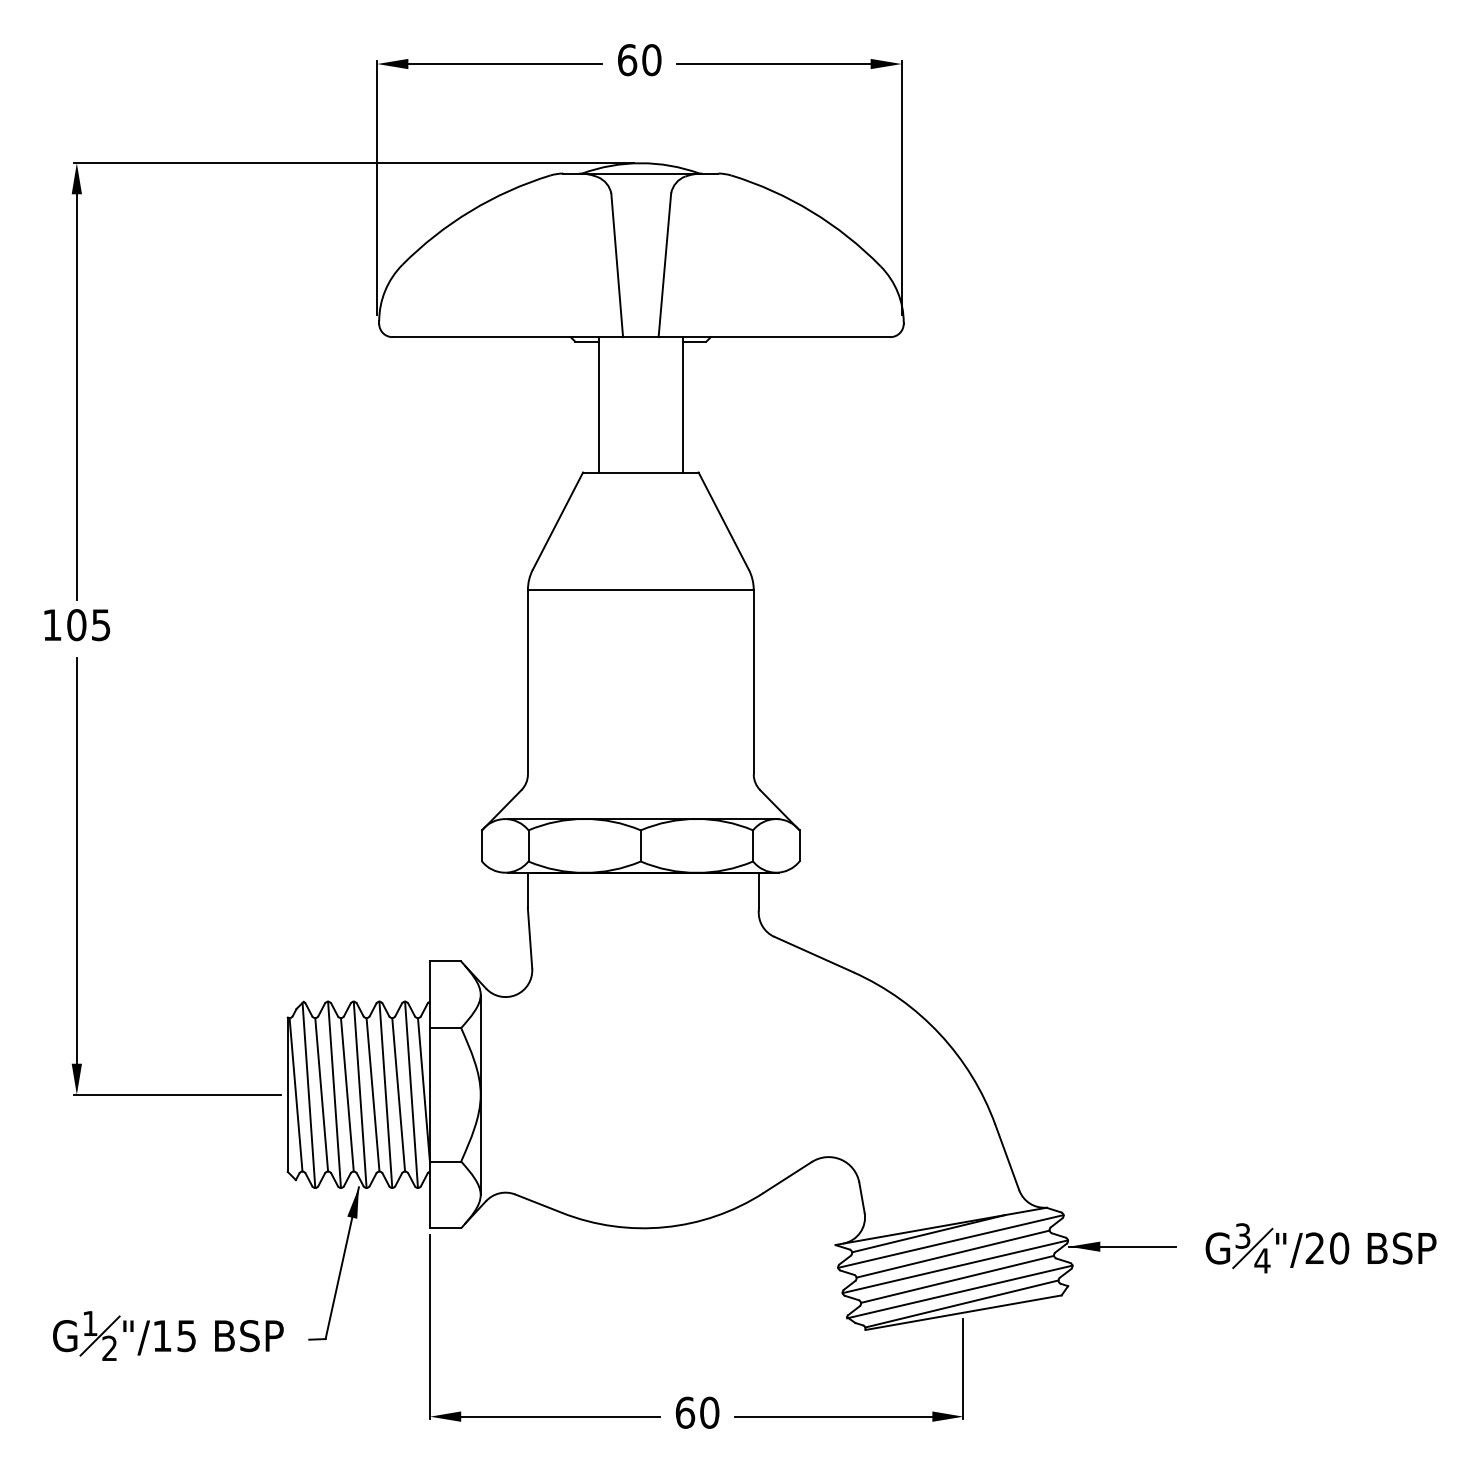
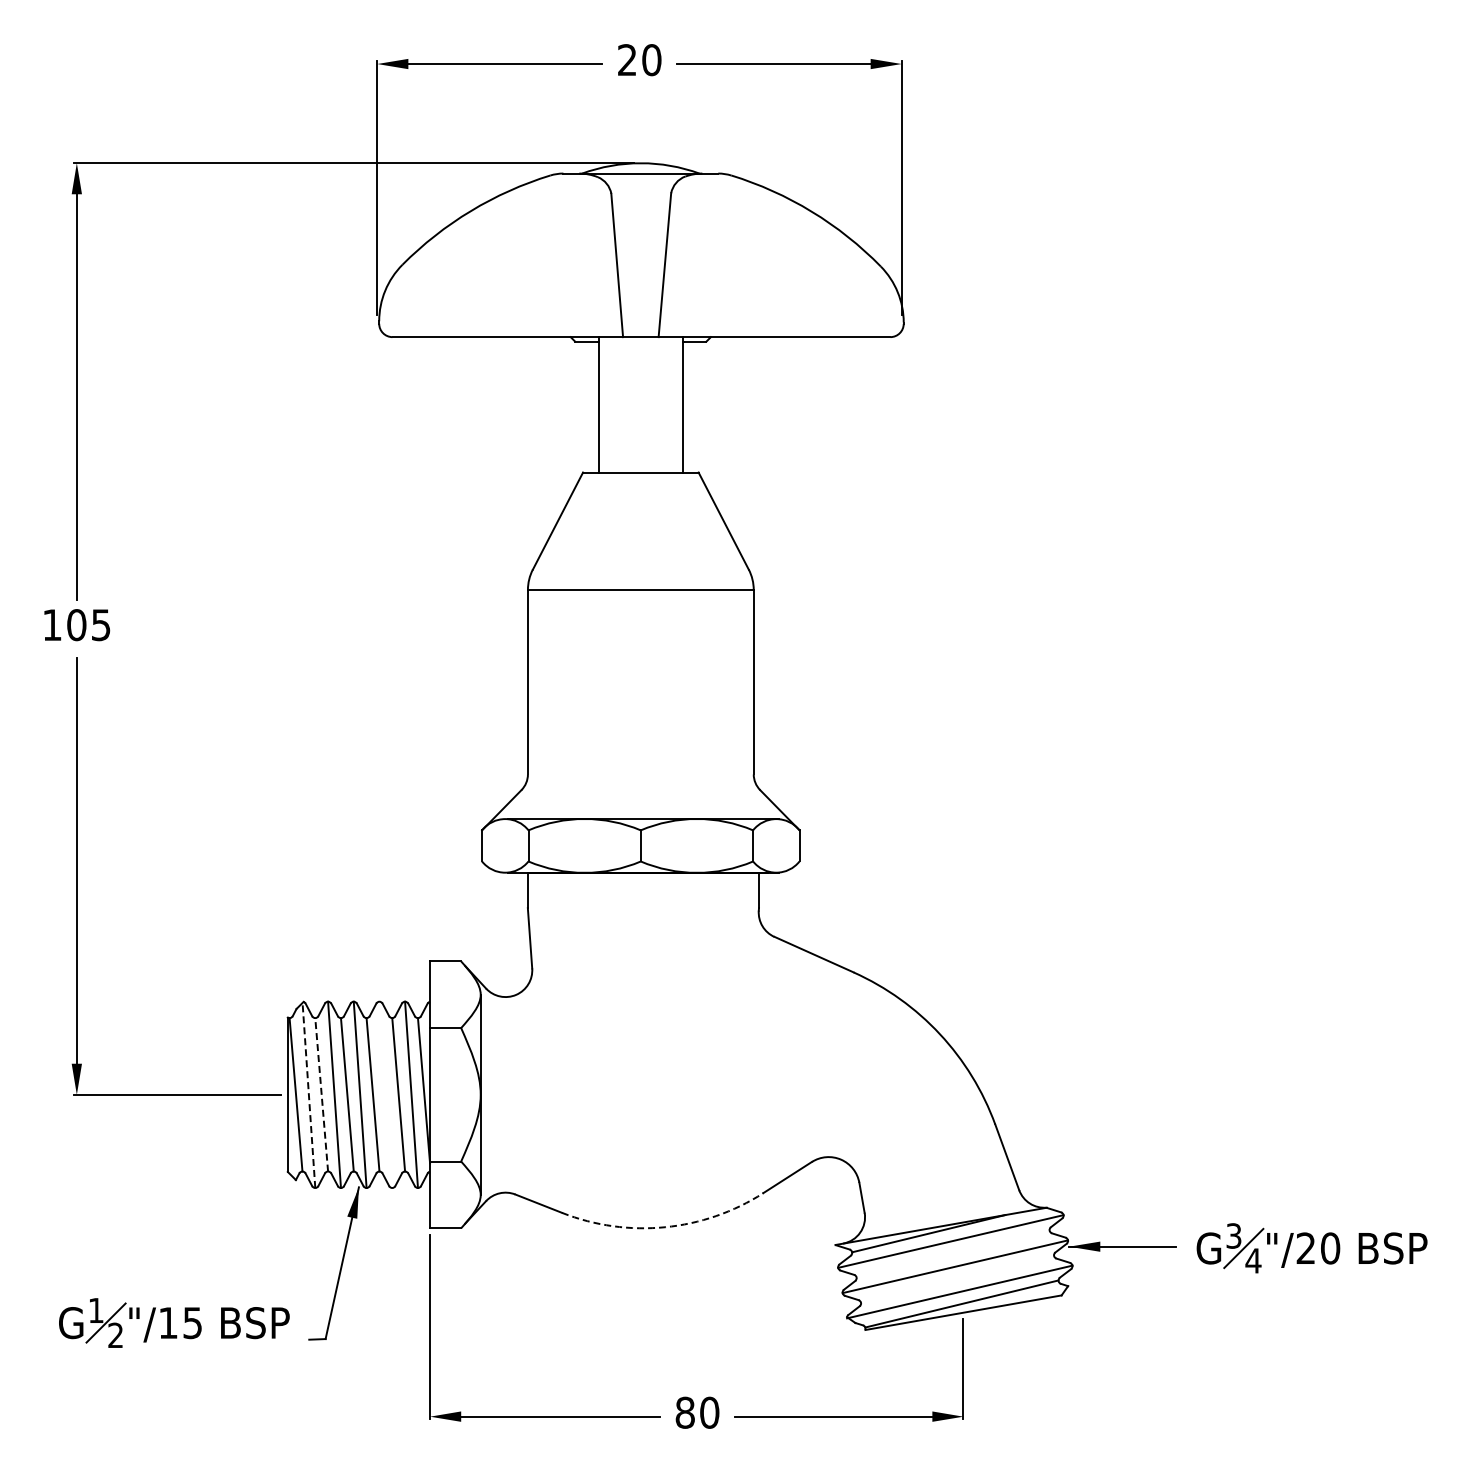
text: 60 -> 20 (627, 60)
line: solid -> dashed (321, 1094)
line: present -> none (385, 1094)
line: solid -> dashed (308, 1095)
arc: solid -> dashed (665, 1227)
part position: (1320, 1248) -> (1311, 1248) (1311, 1248)
line: present -> none (952, 1253)
line: present -> none (957, 1278)
part position: (168, 1335) -> (174, 1322) (174, 1322)
text: 60 -> 80 (685, 1412)
